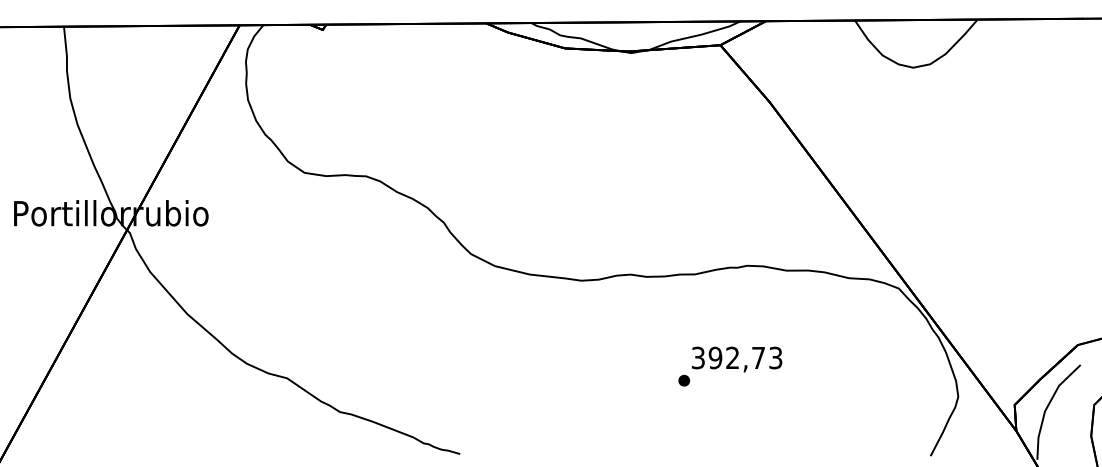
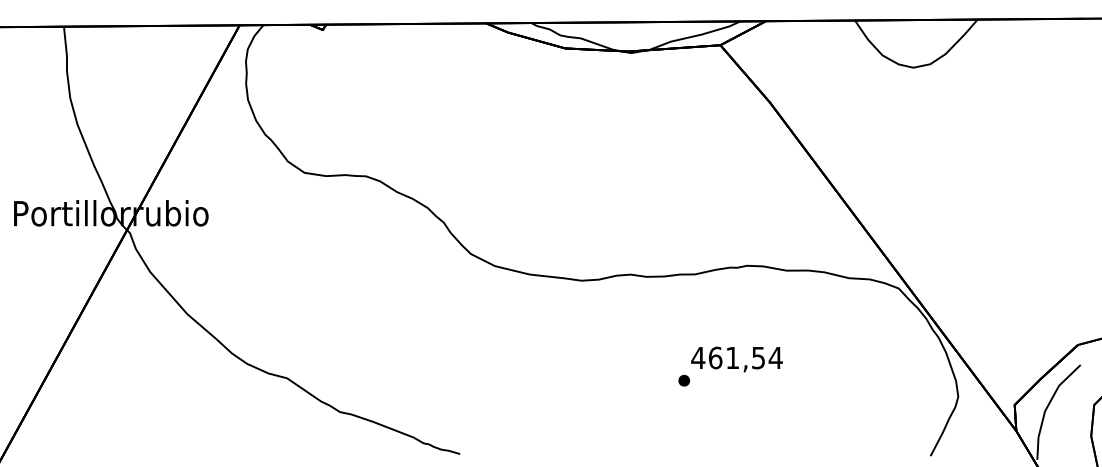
text: 392,73 -> 461,54 (736, 357)
